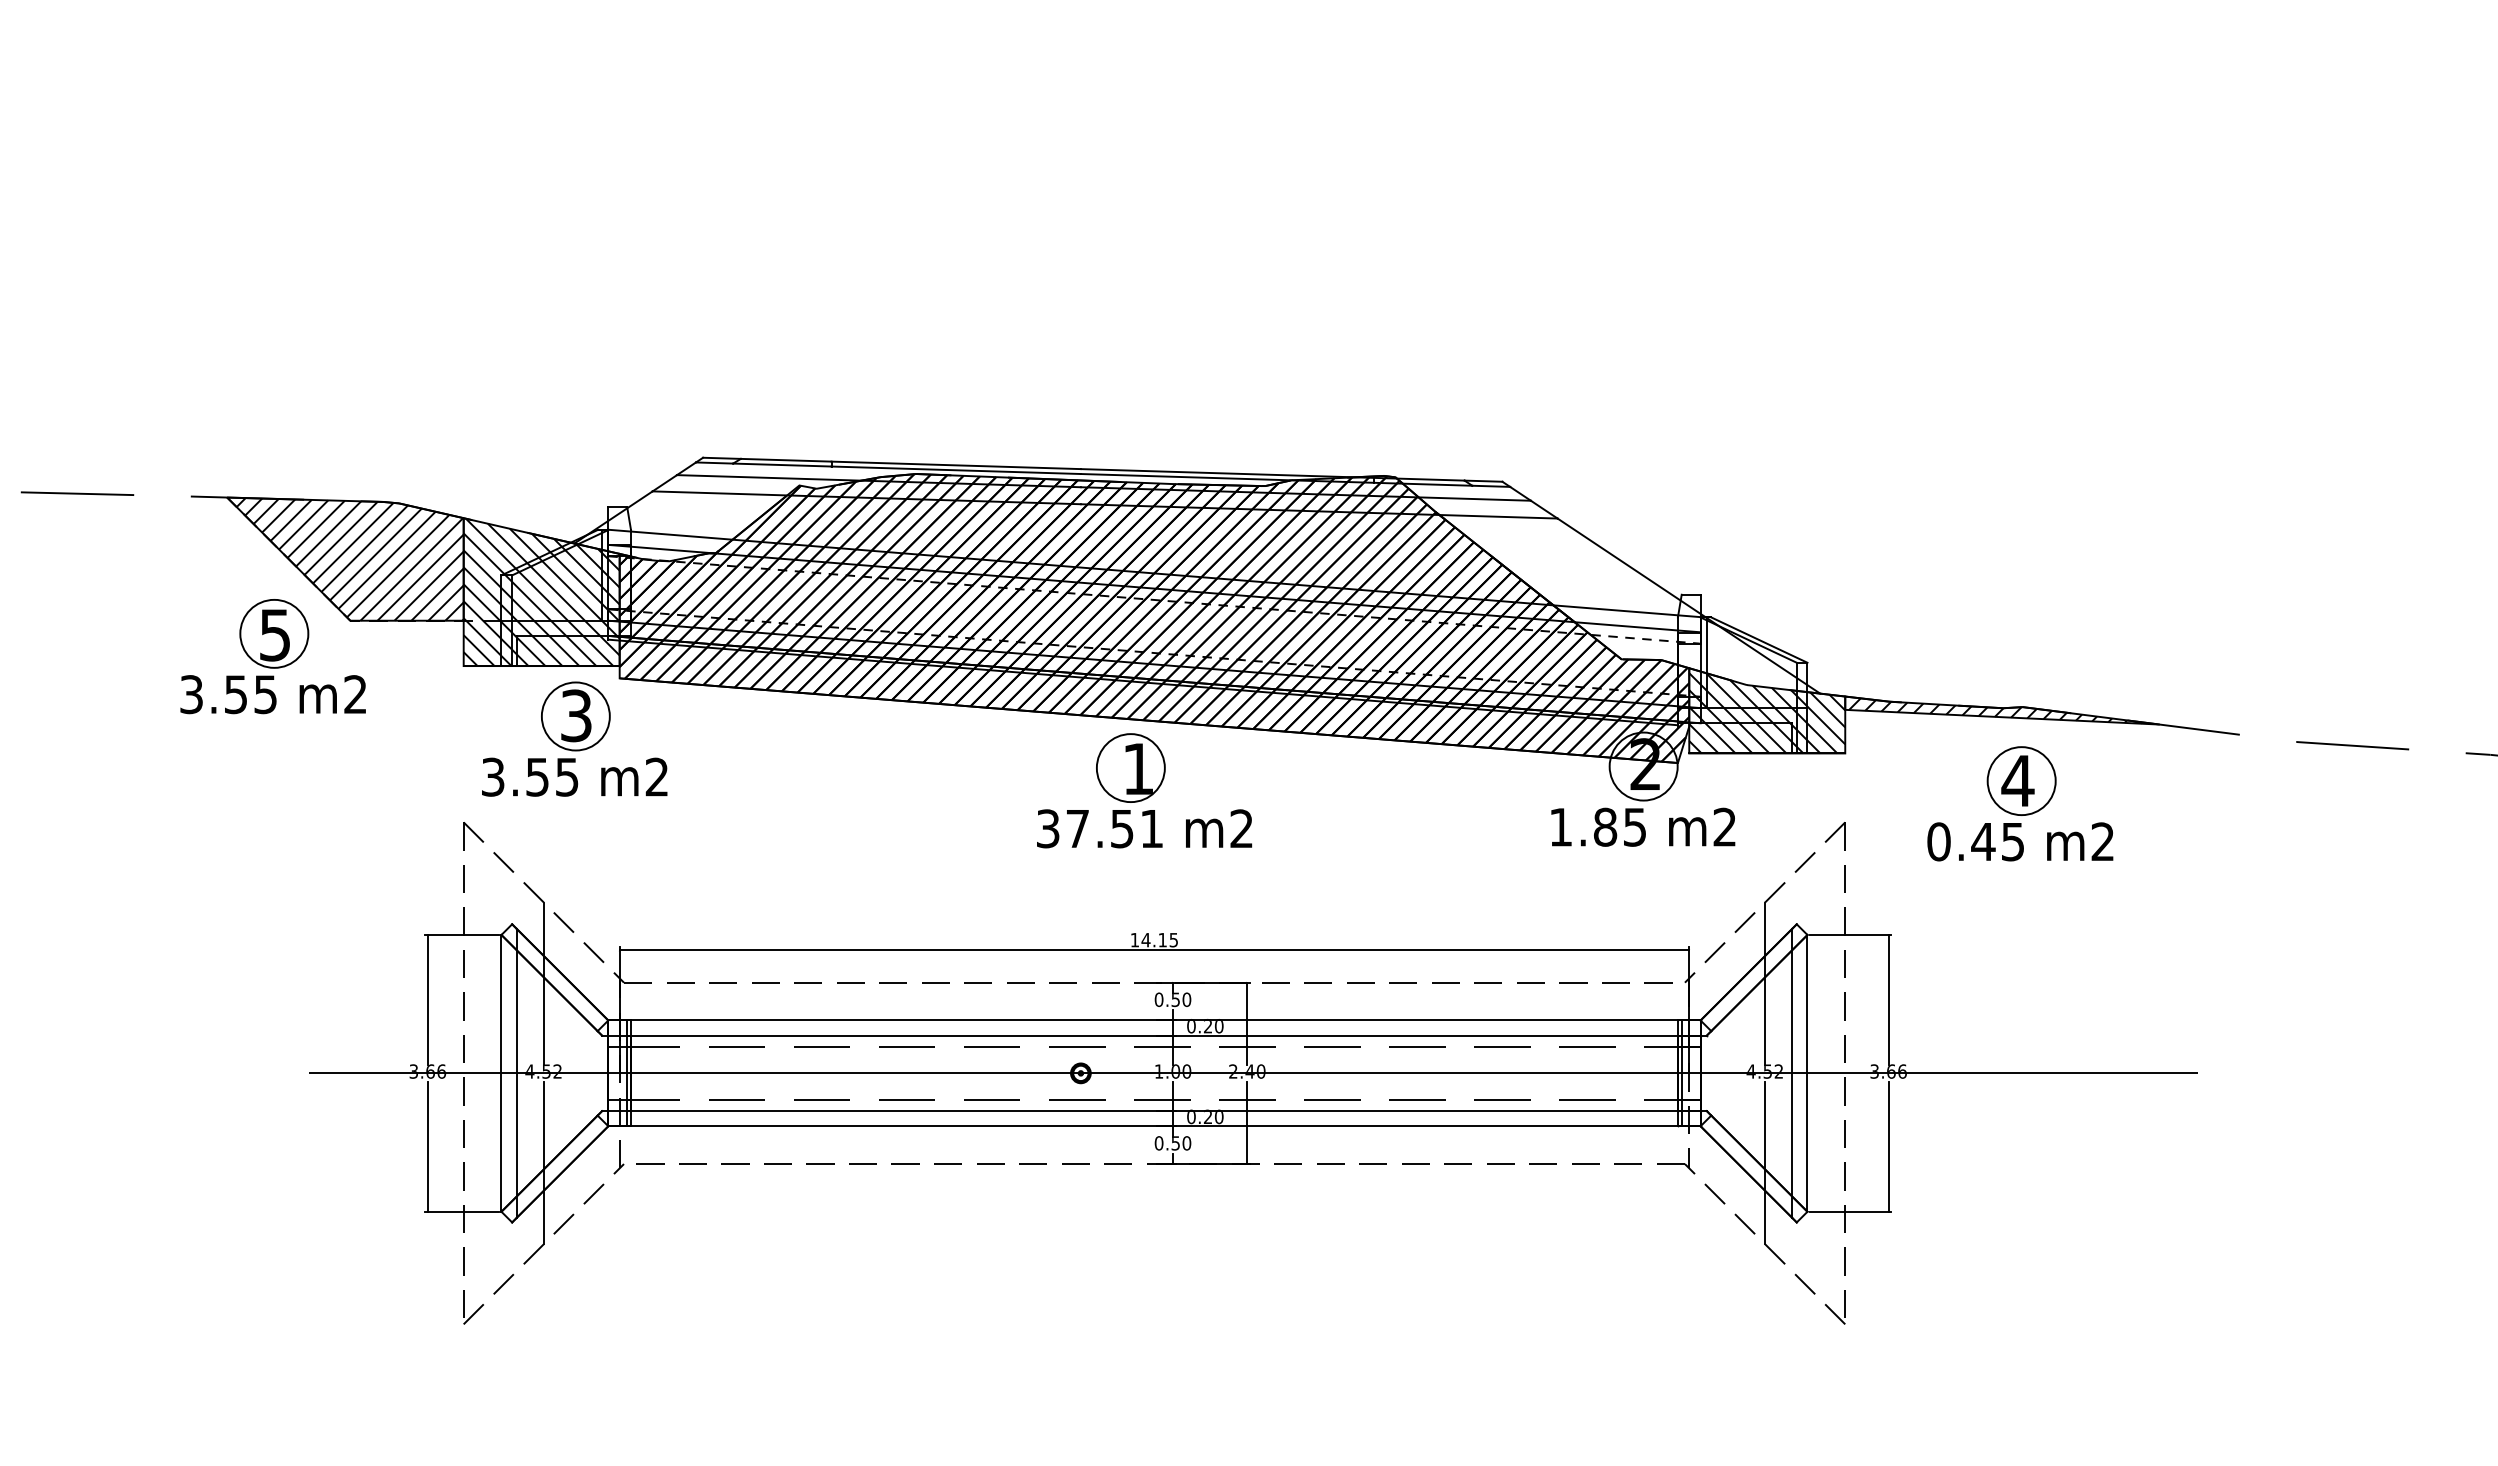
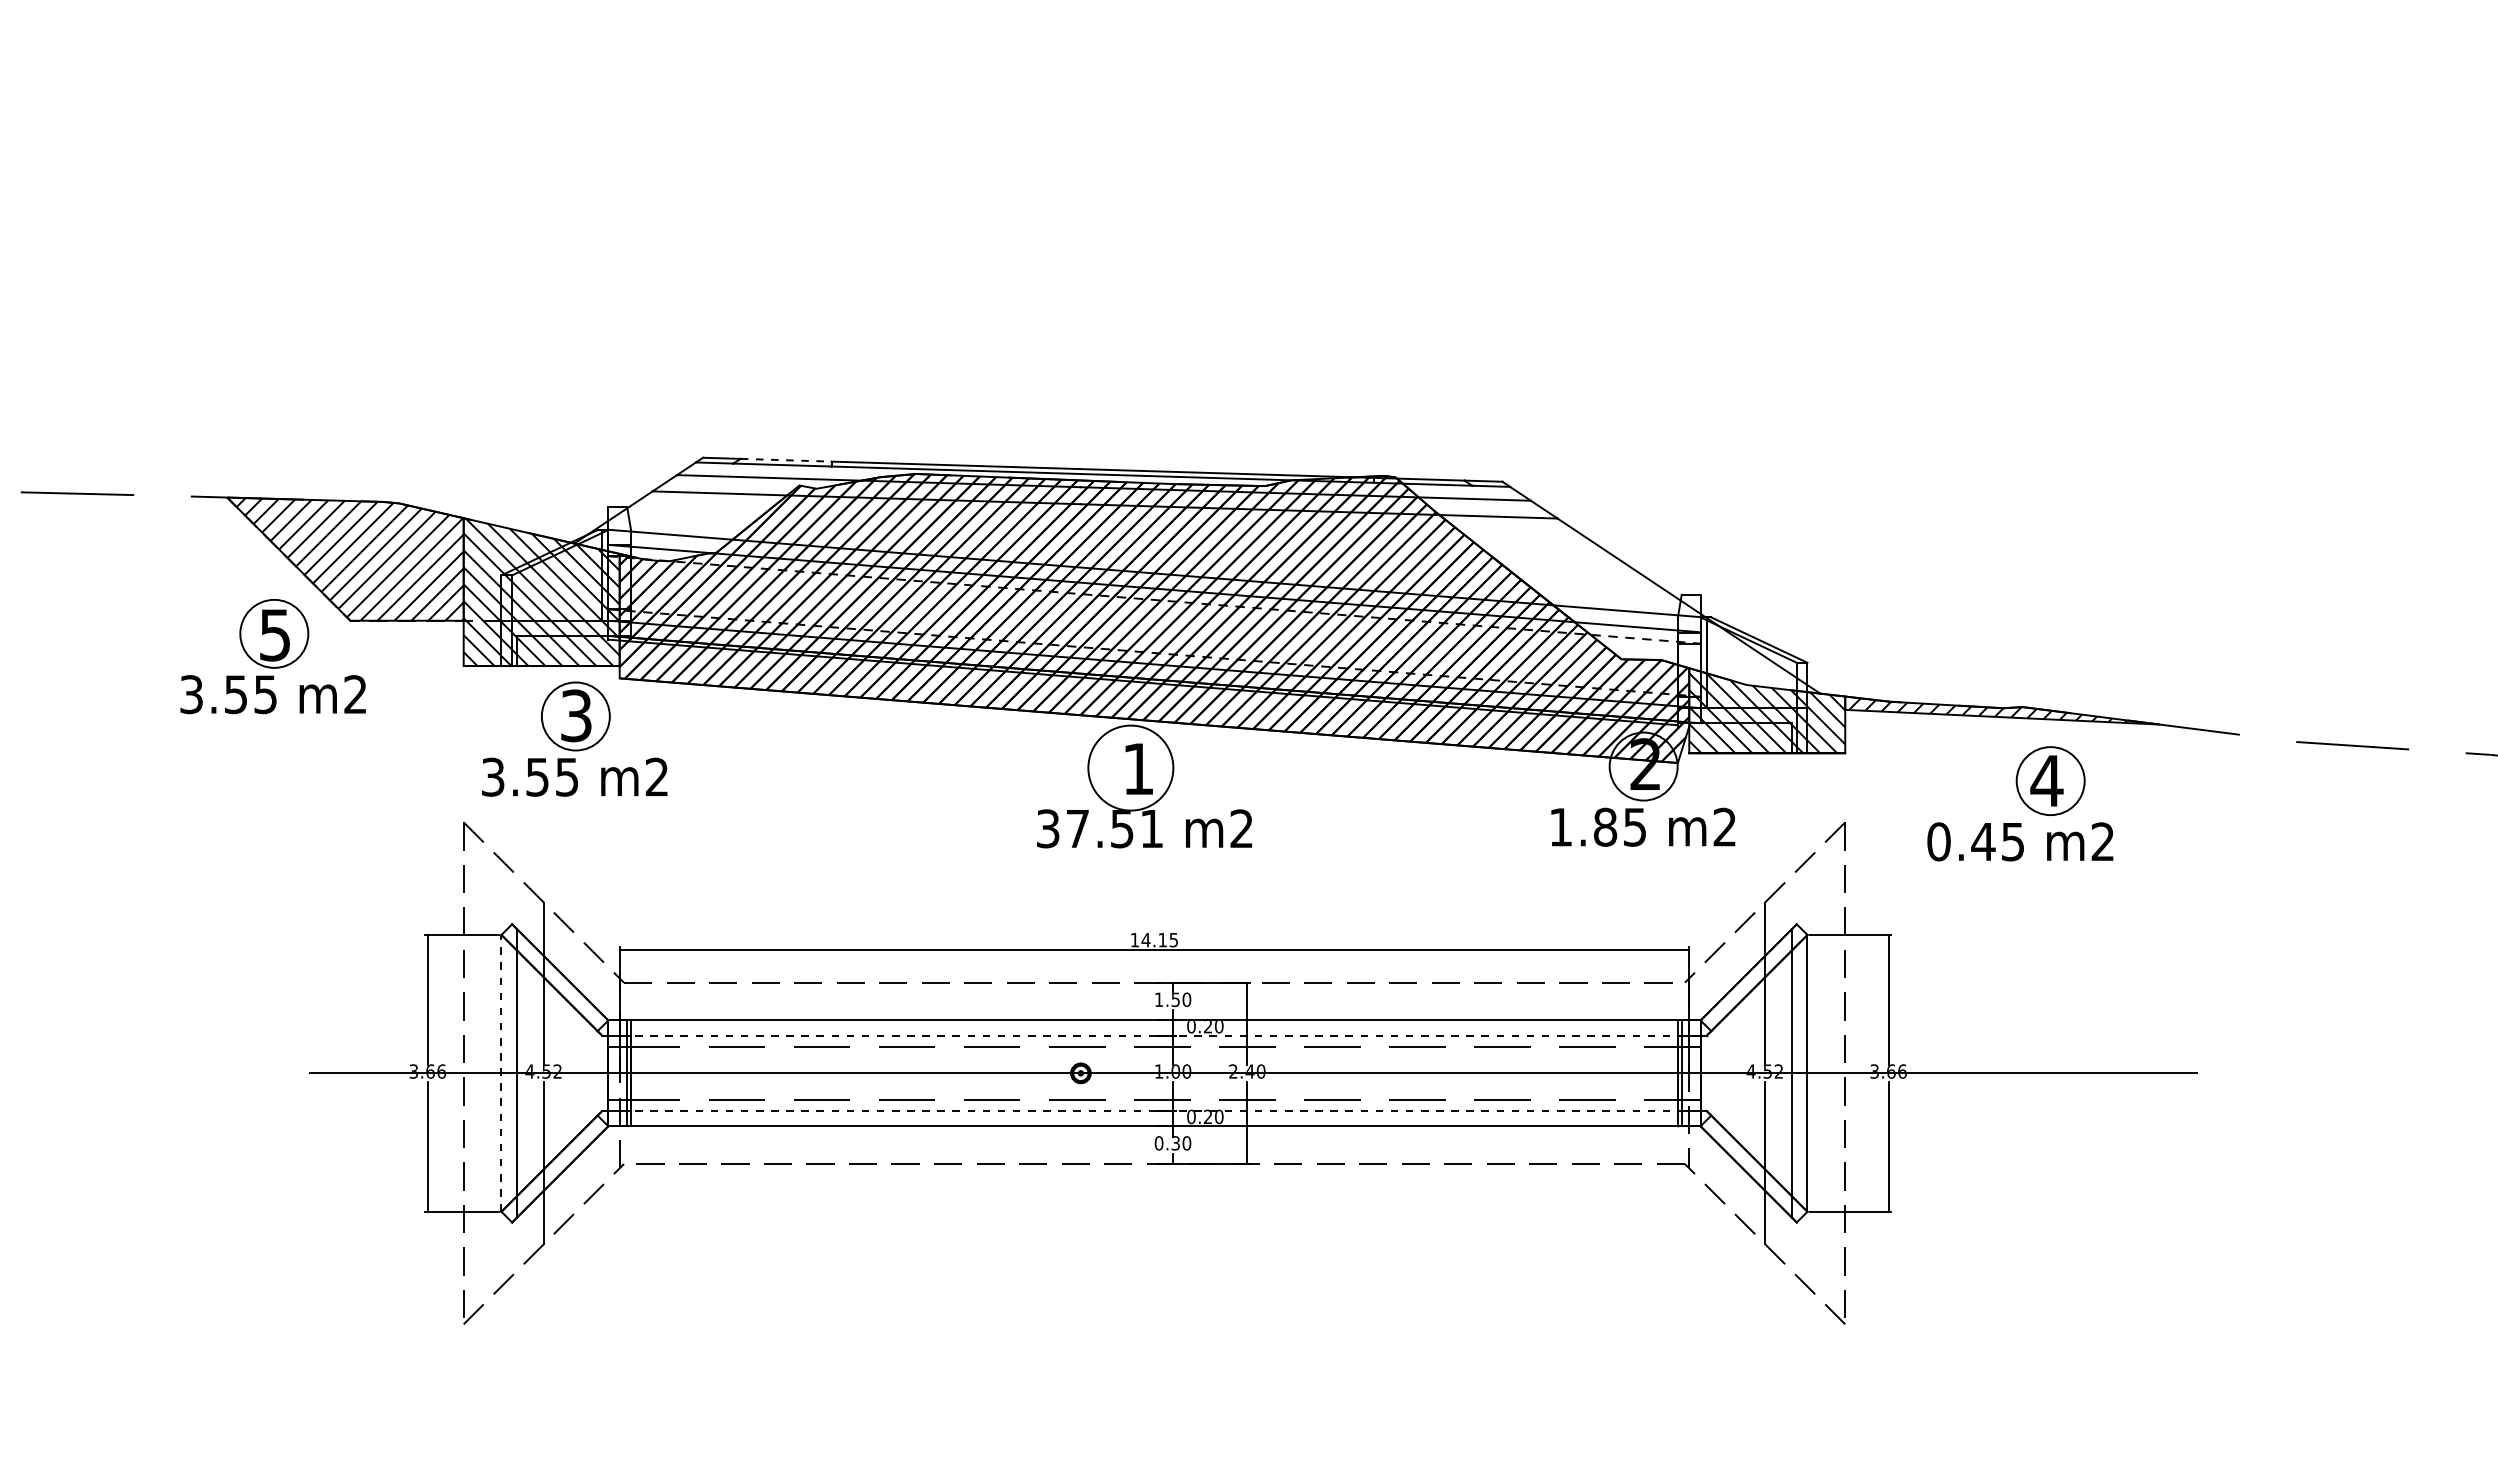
line: solid -> dashed (786, 460)
circle diameter: 68 px -> 85 px (1130, 767)
part position: (2021, 780) -> (2050, 780) (2050, 780)
text: 0.50 -> 1.50 (1158, 999)
line: solid -> dashed (1163, 1035)
line: solid -> dashed (501, 1072)
line: solid -> dashed (1163, 1111)
text: 0.50 -> 0.30 (1175, 1142)
